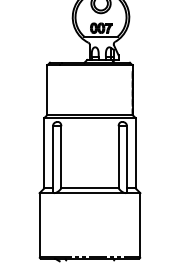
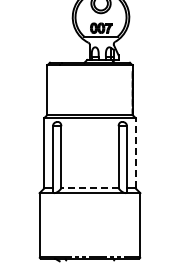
line: solid -> dashed (135, 152)
line: solid -> dashed (89, 188)
